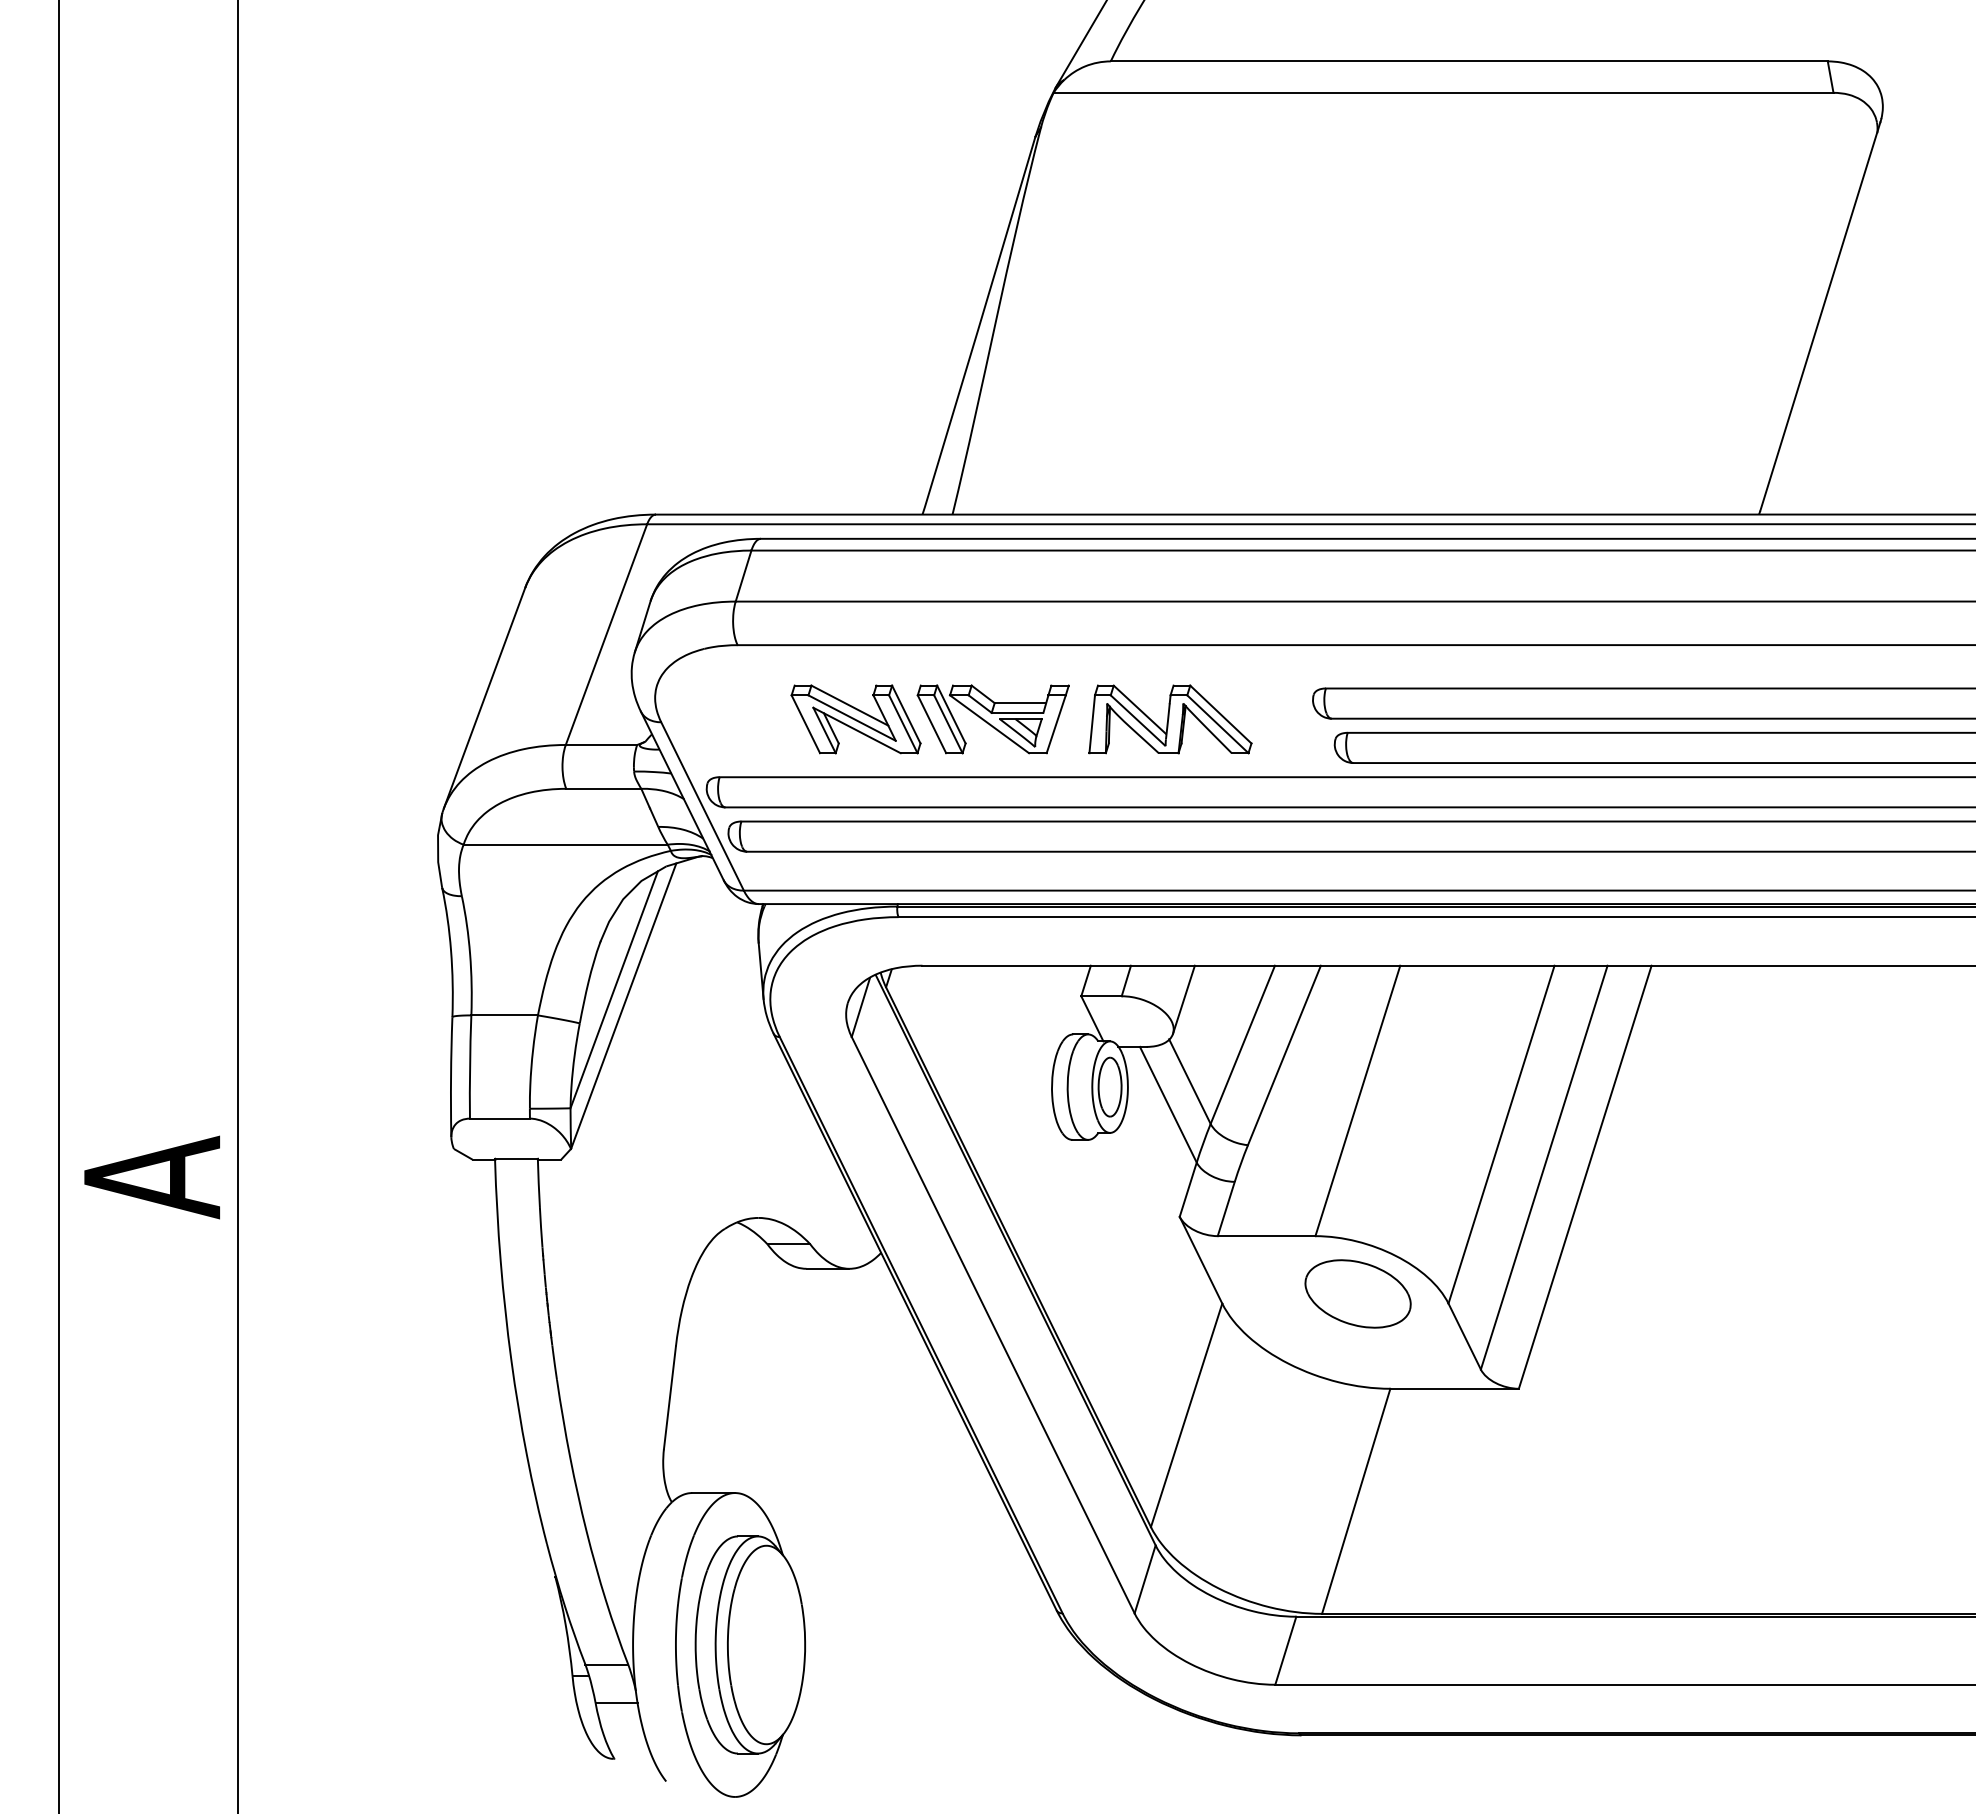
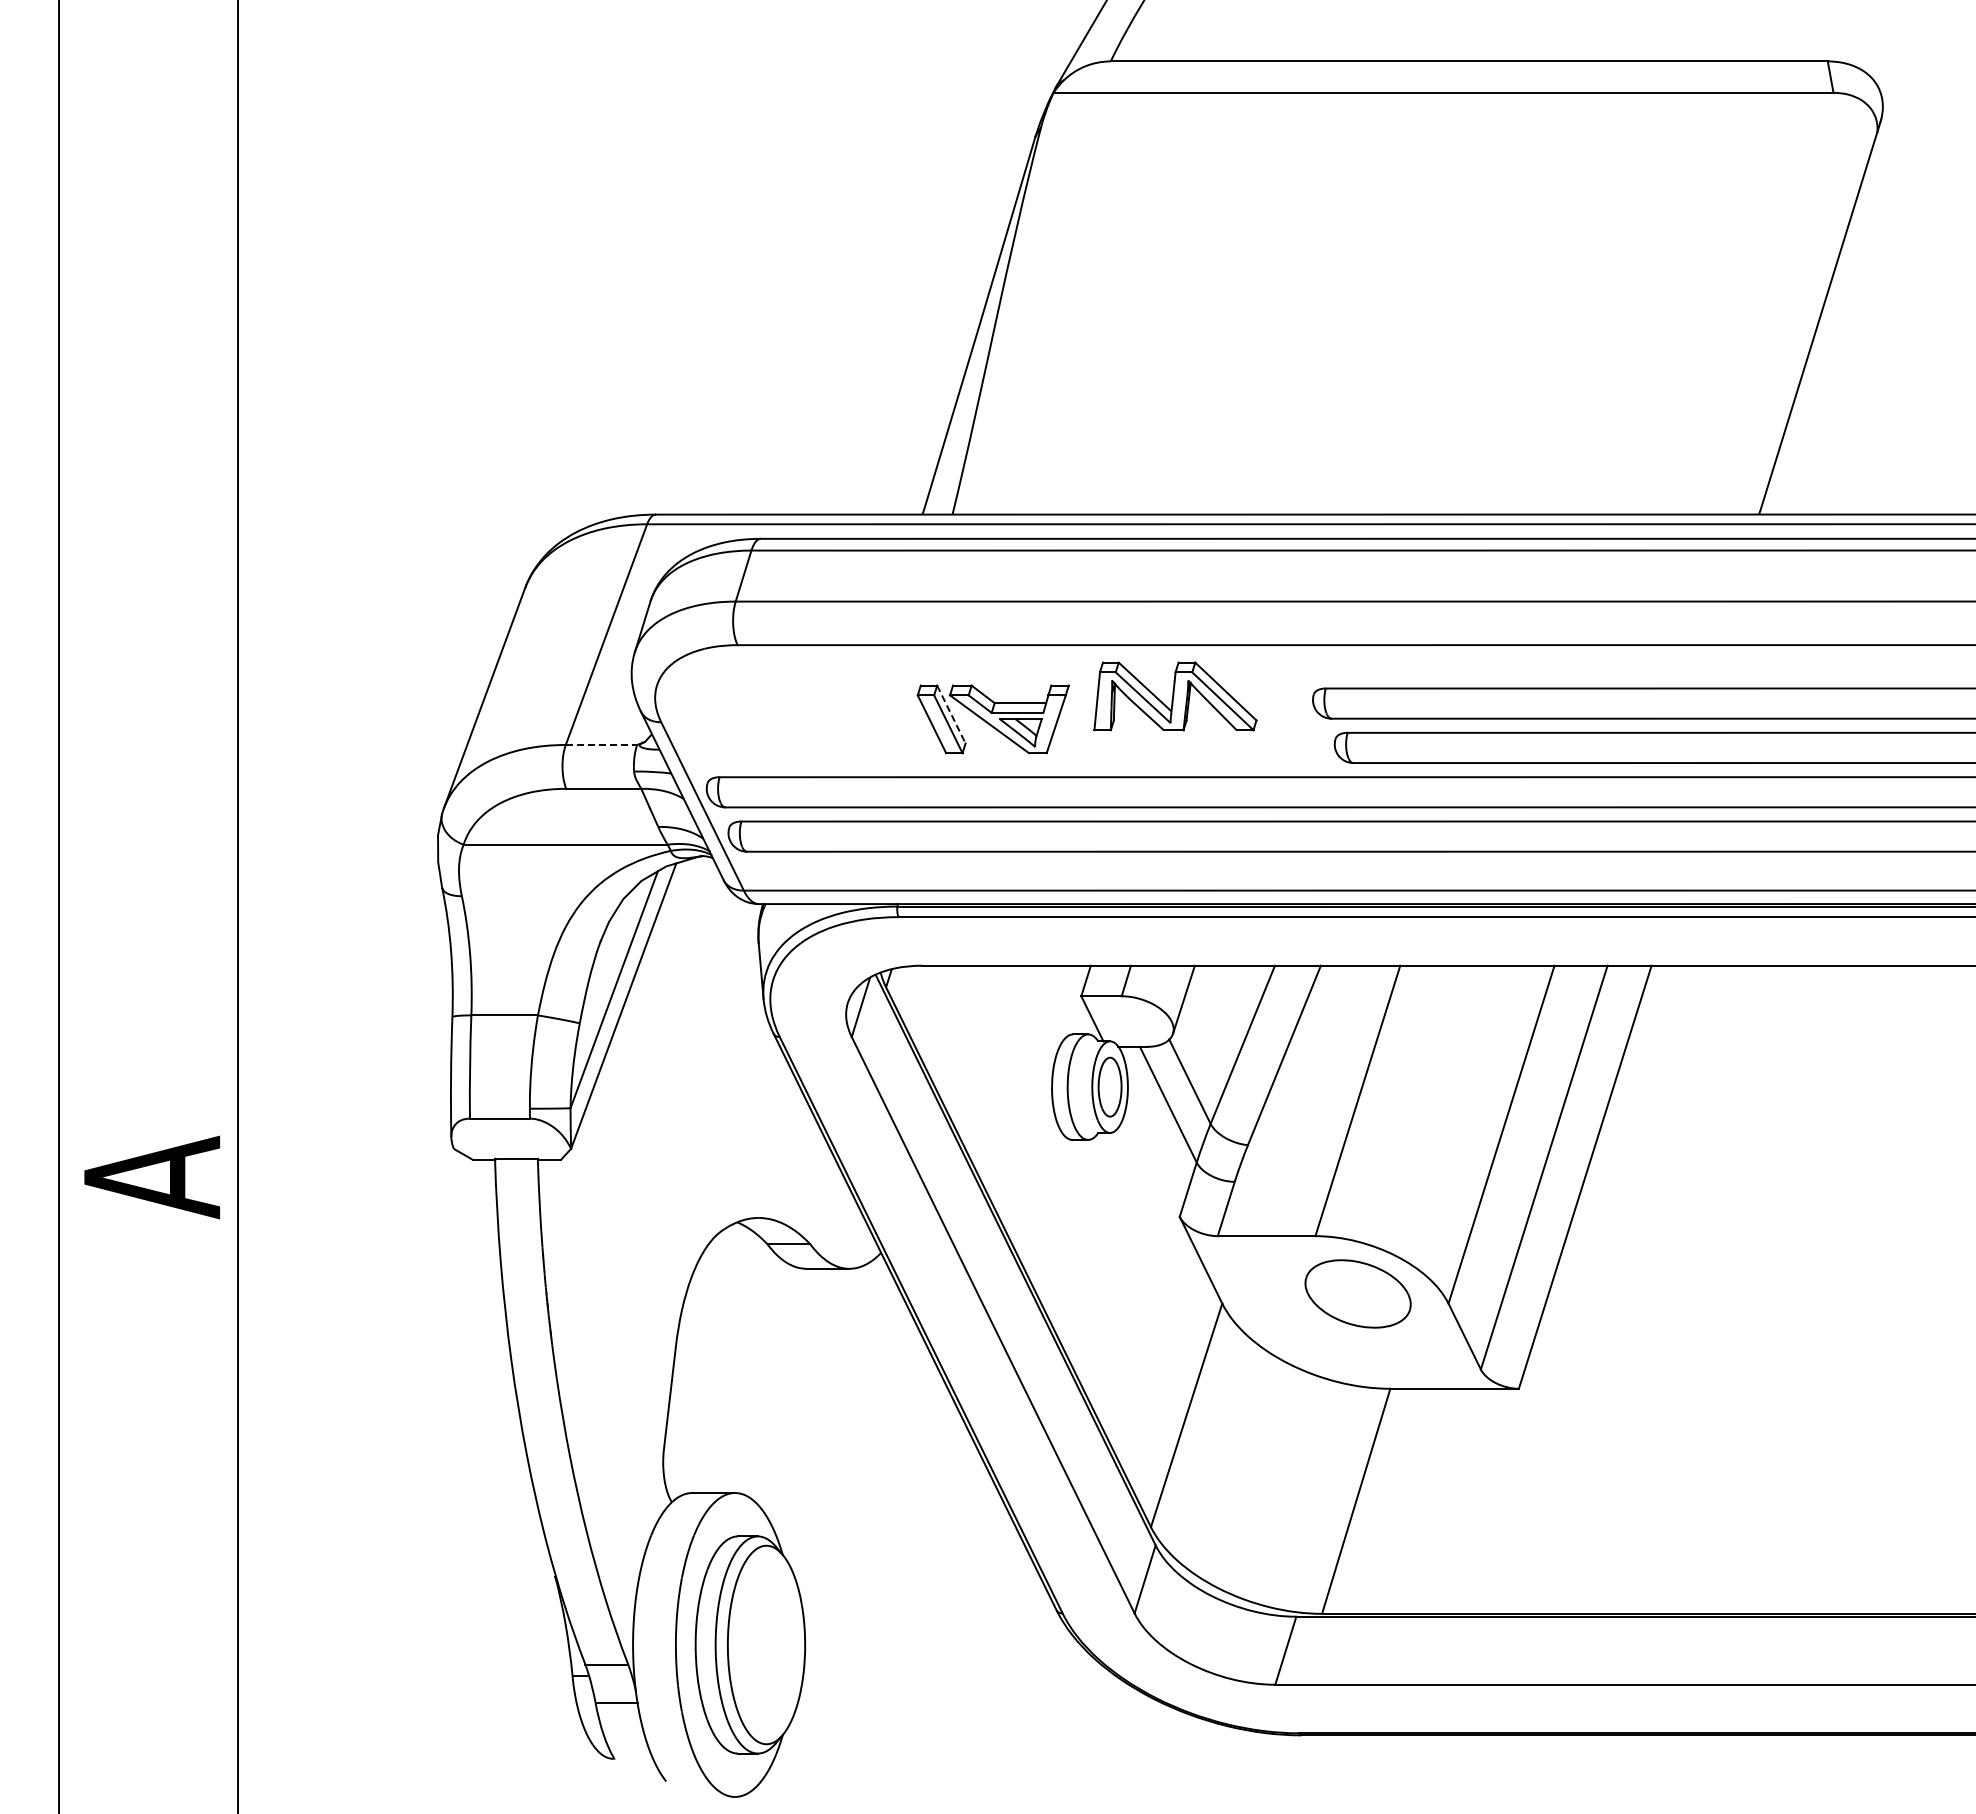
line: solid -> dashed (951, 715)
part: present -> none (855, 719)
part position: (1170, 719) -> (1175, 696) (1175, 696)
line: solid -> dashed (601, 744)
